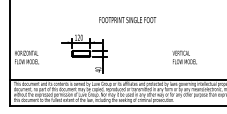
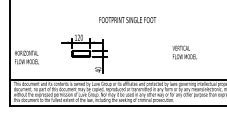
text position: (184, 57) -> (184, 52) (184, 52)
